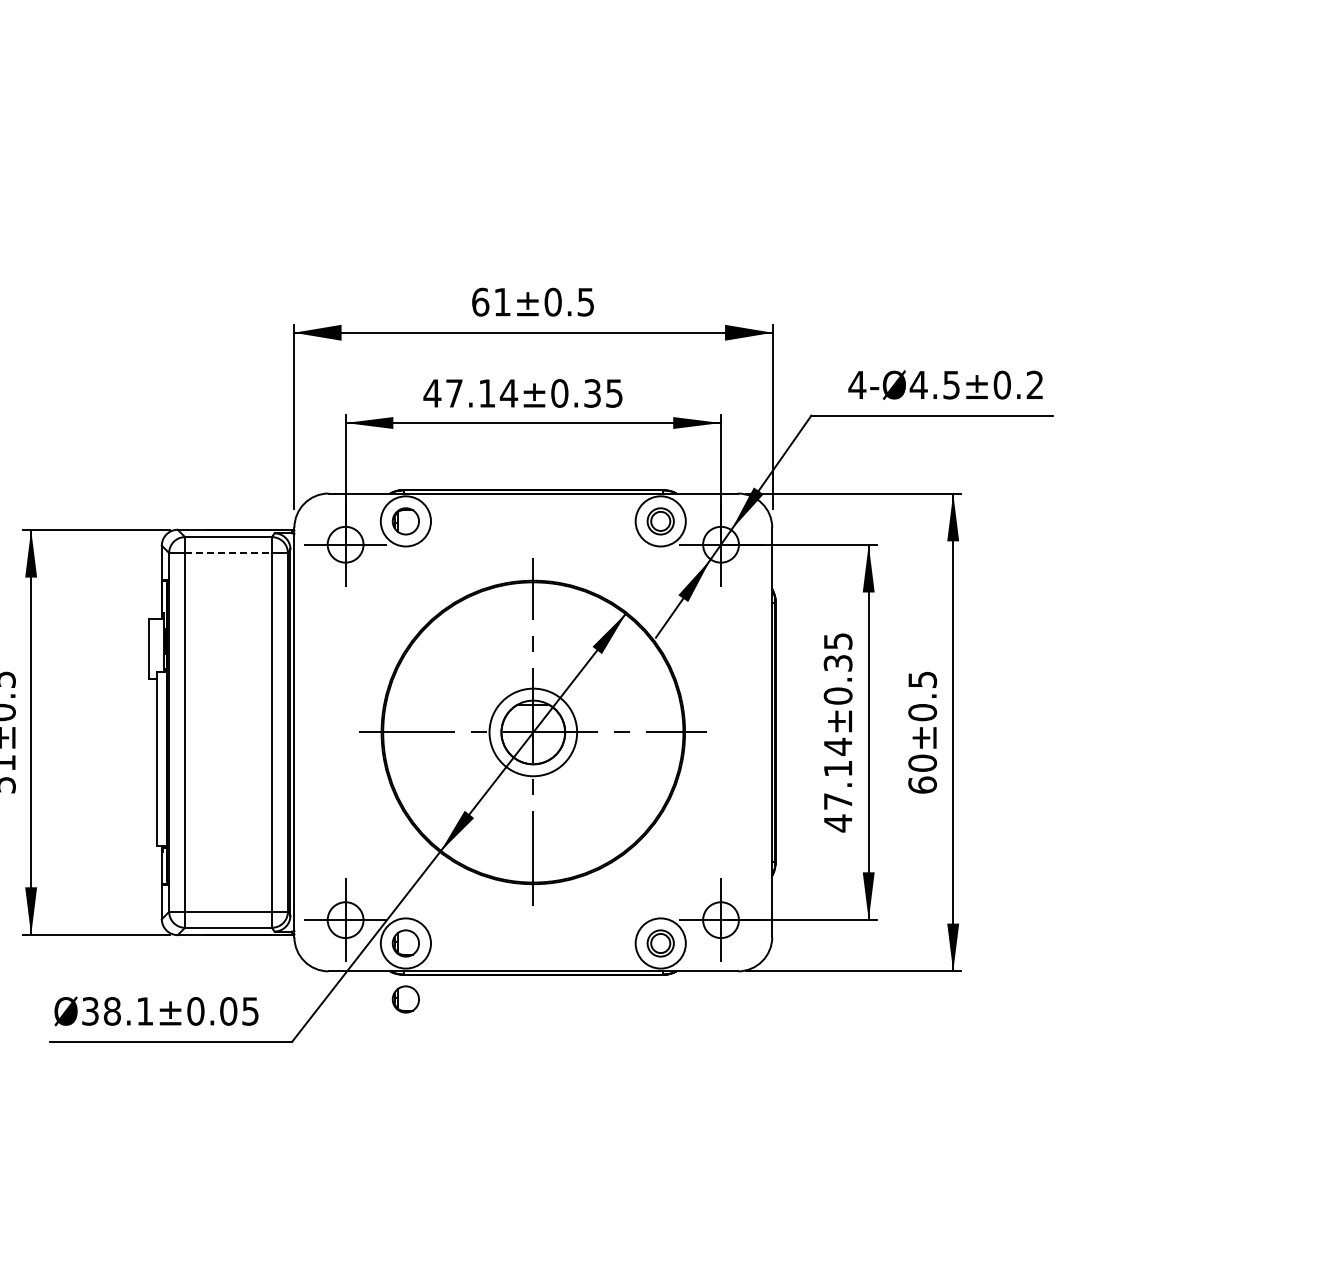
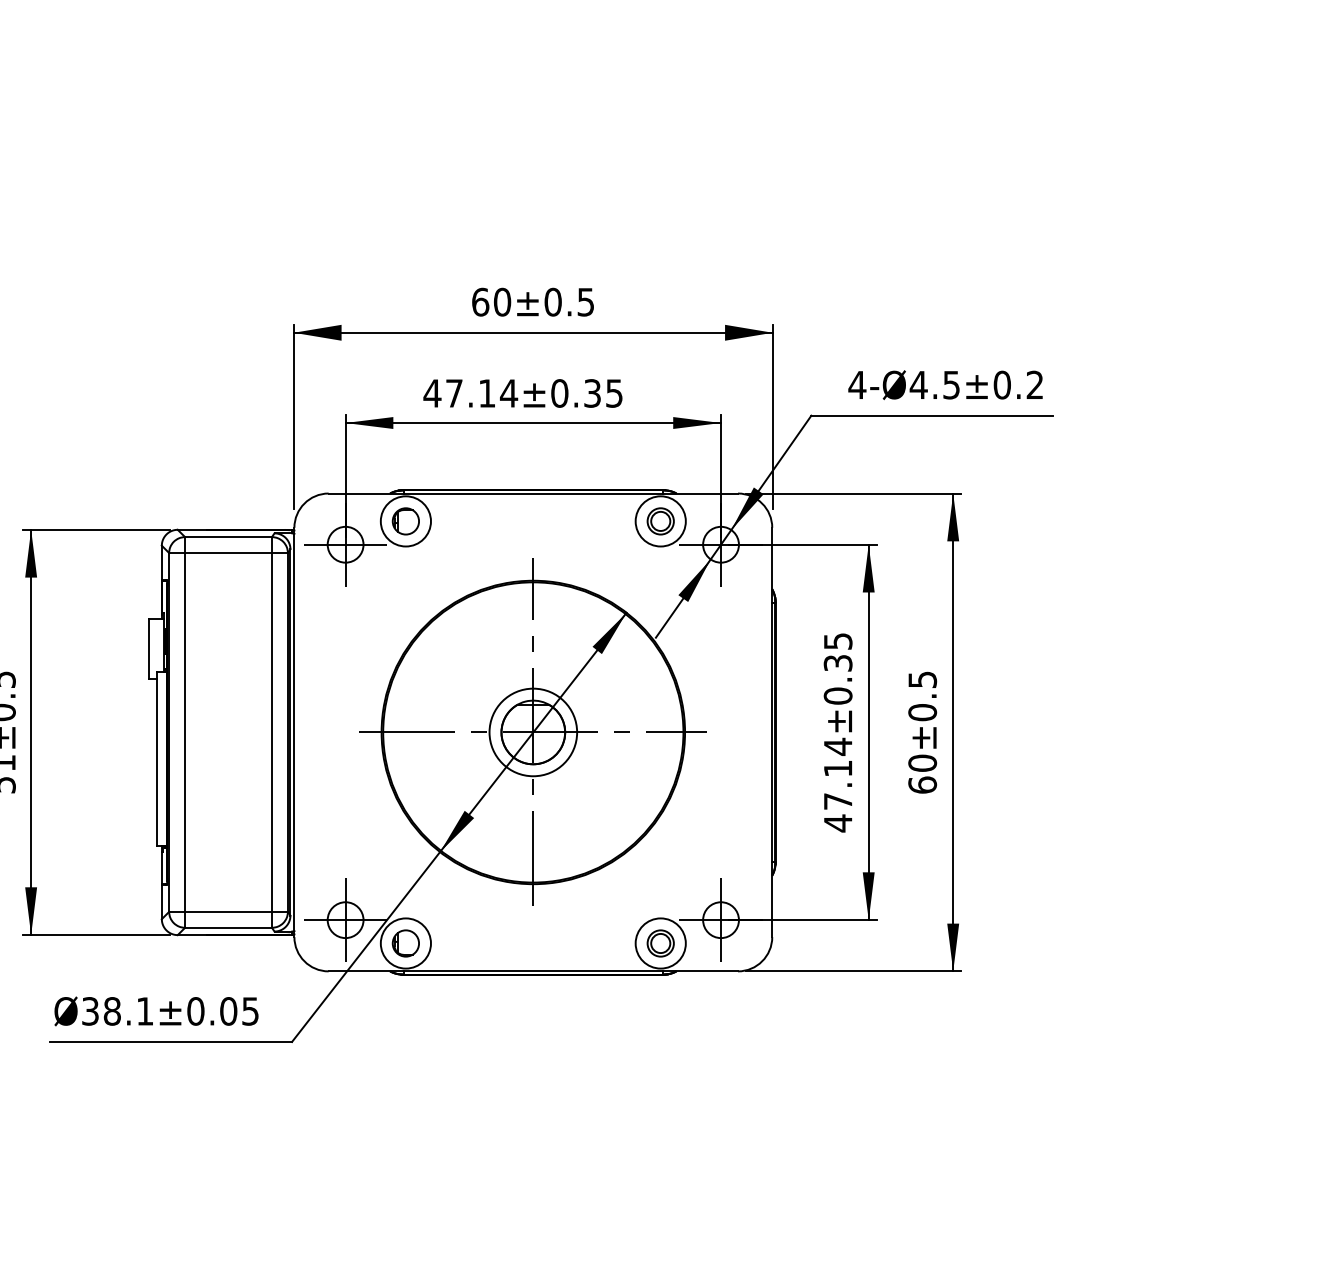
text: 61±0.5 -> 60±0.5 (502, 301)
line: dashed -> solid (229, 553)
part: present -> none (405, 999)
